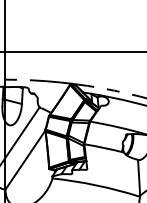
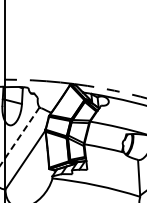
line: present -> none (72, 52)
line: solid -> dashed (19, 136)
